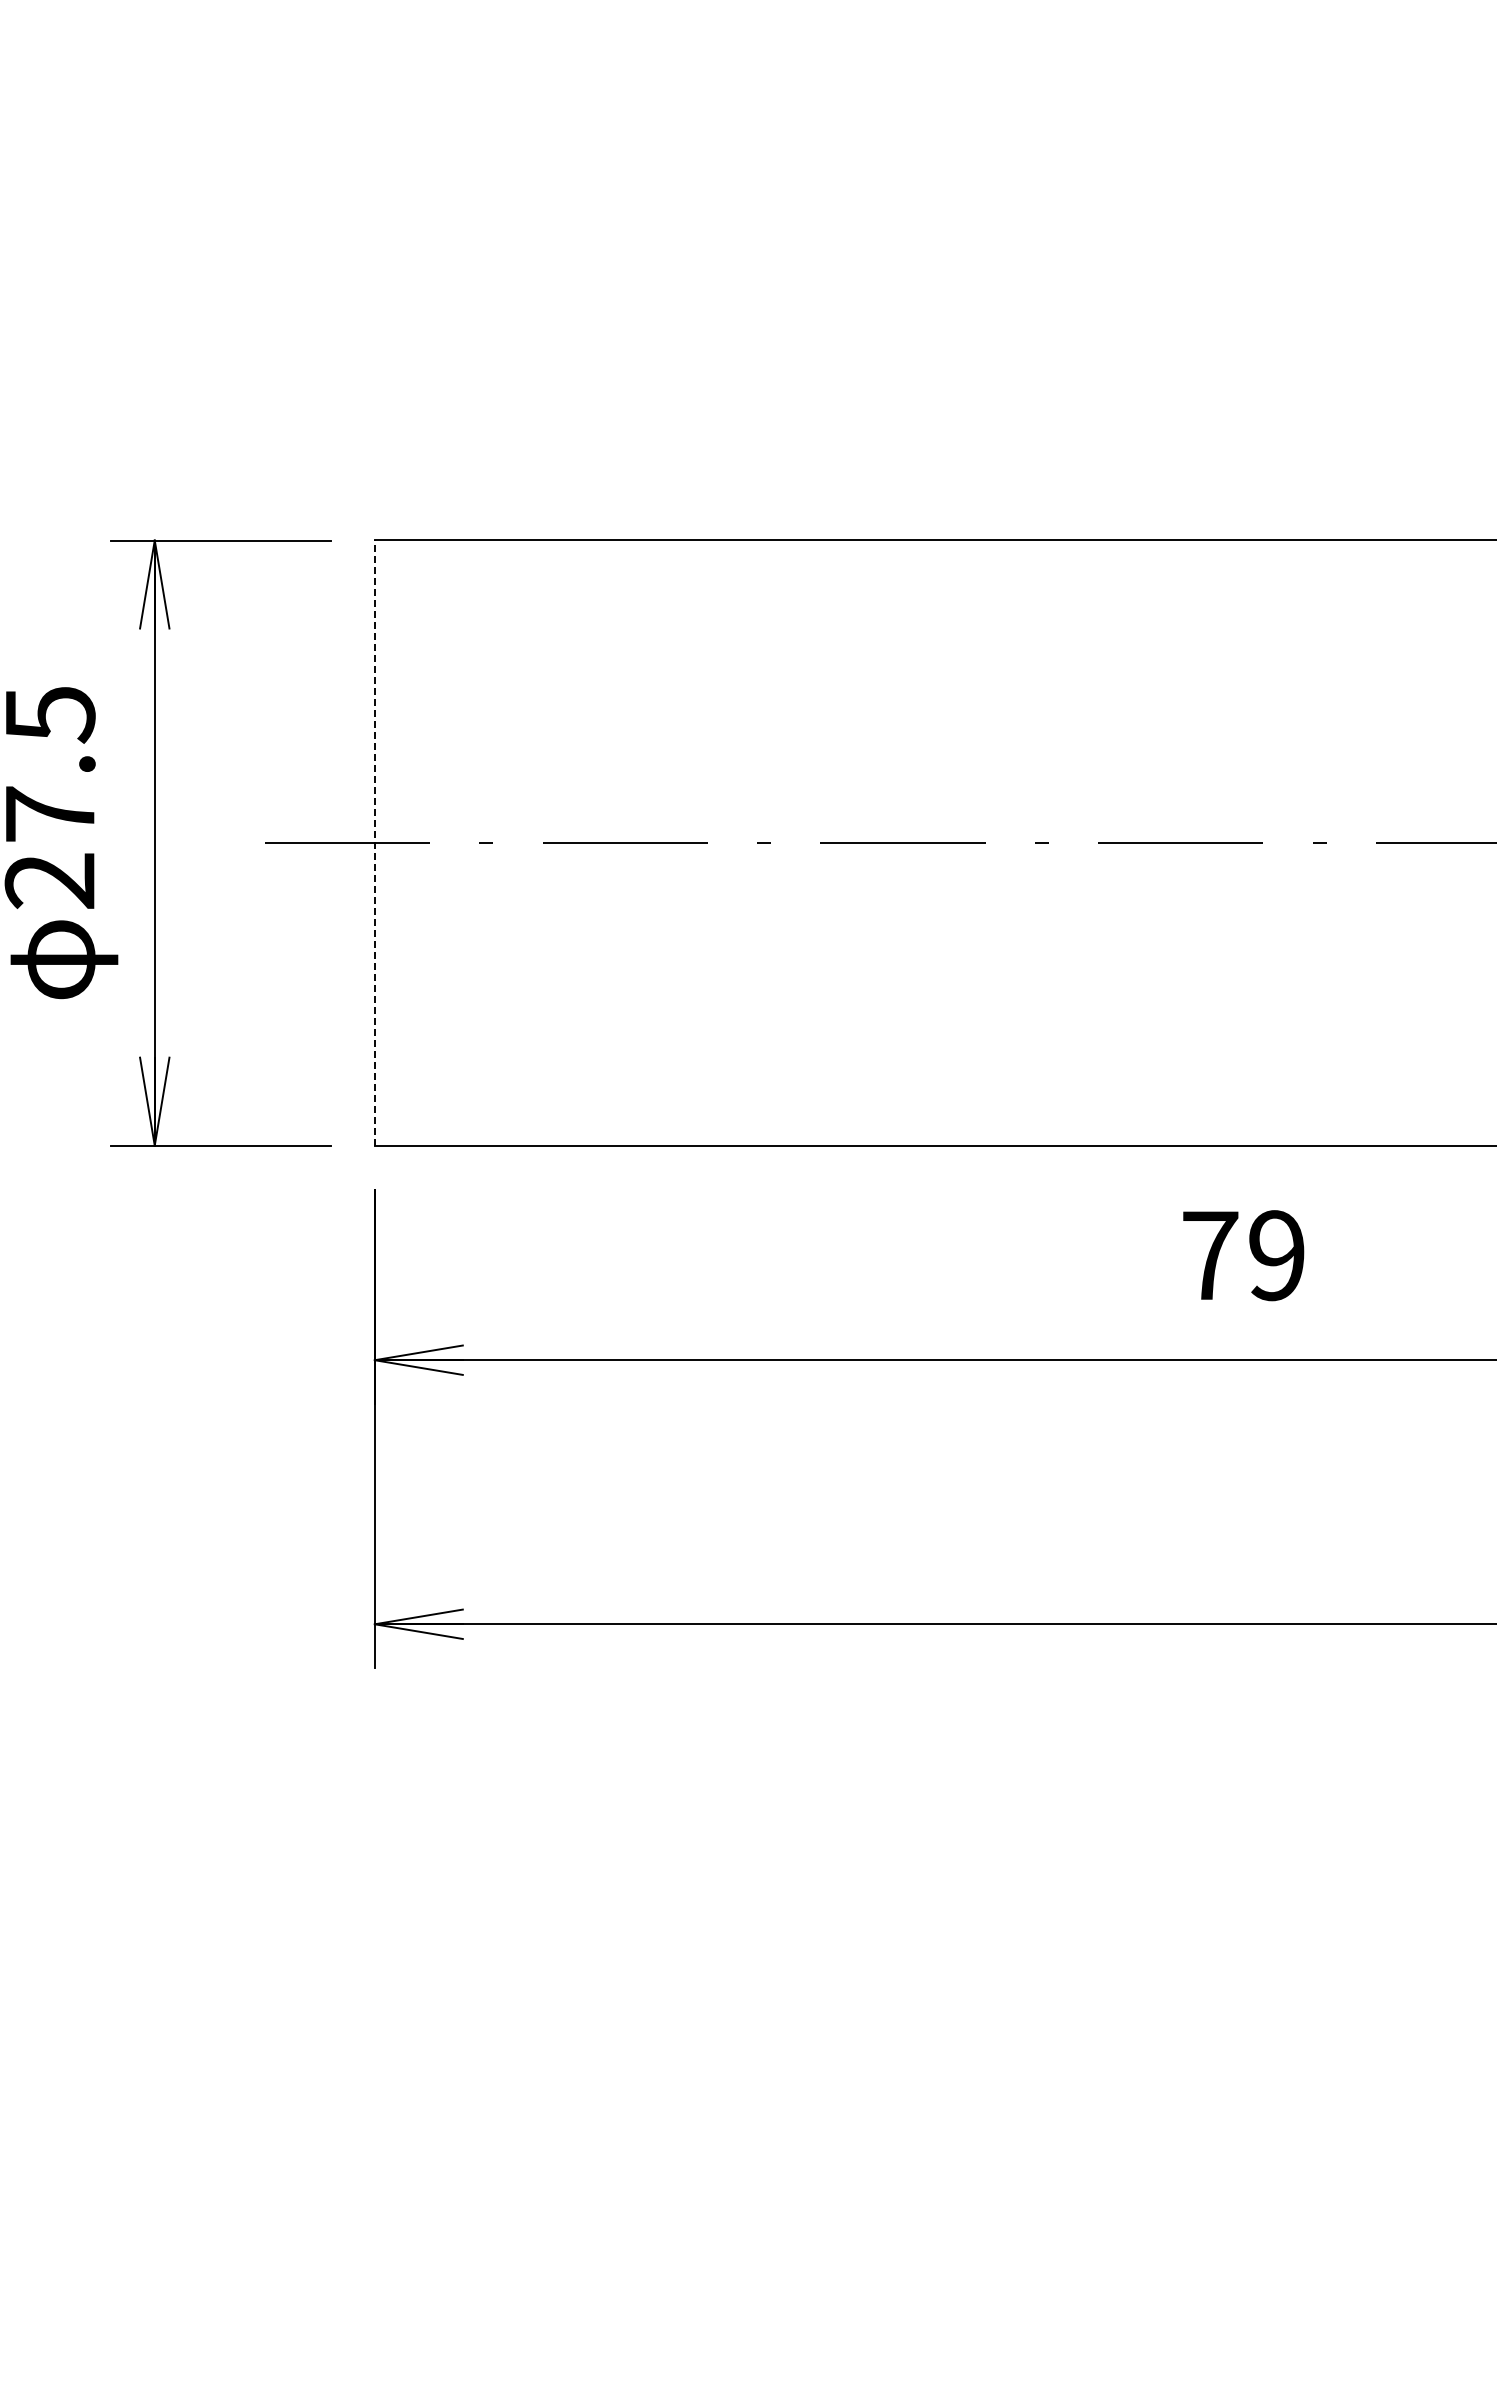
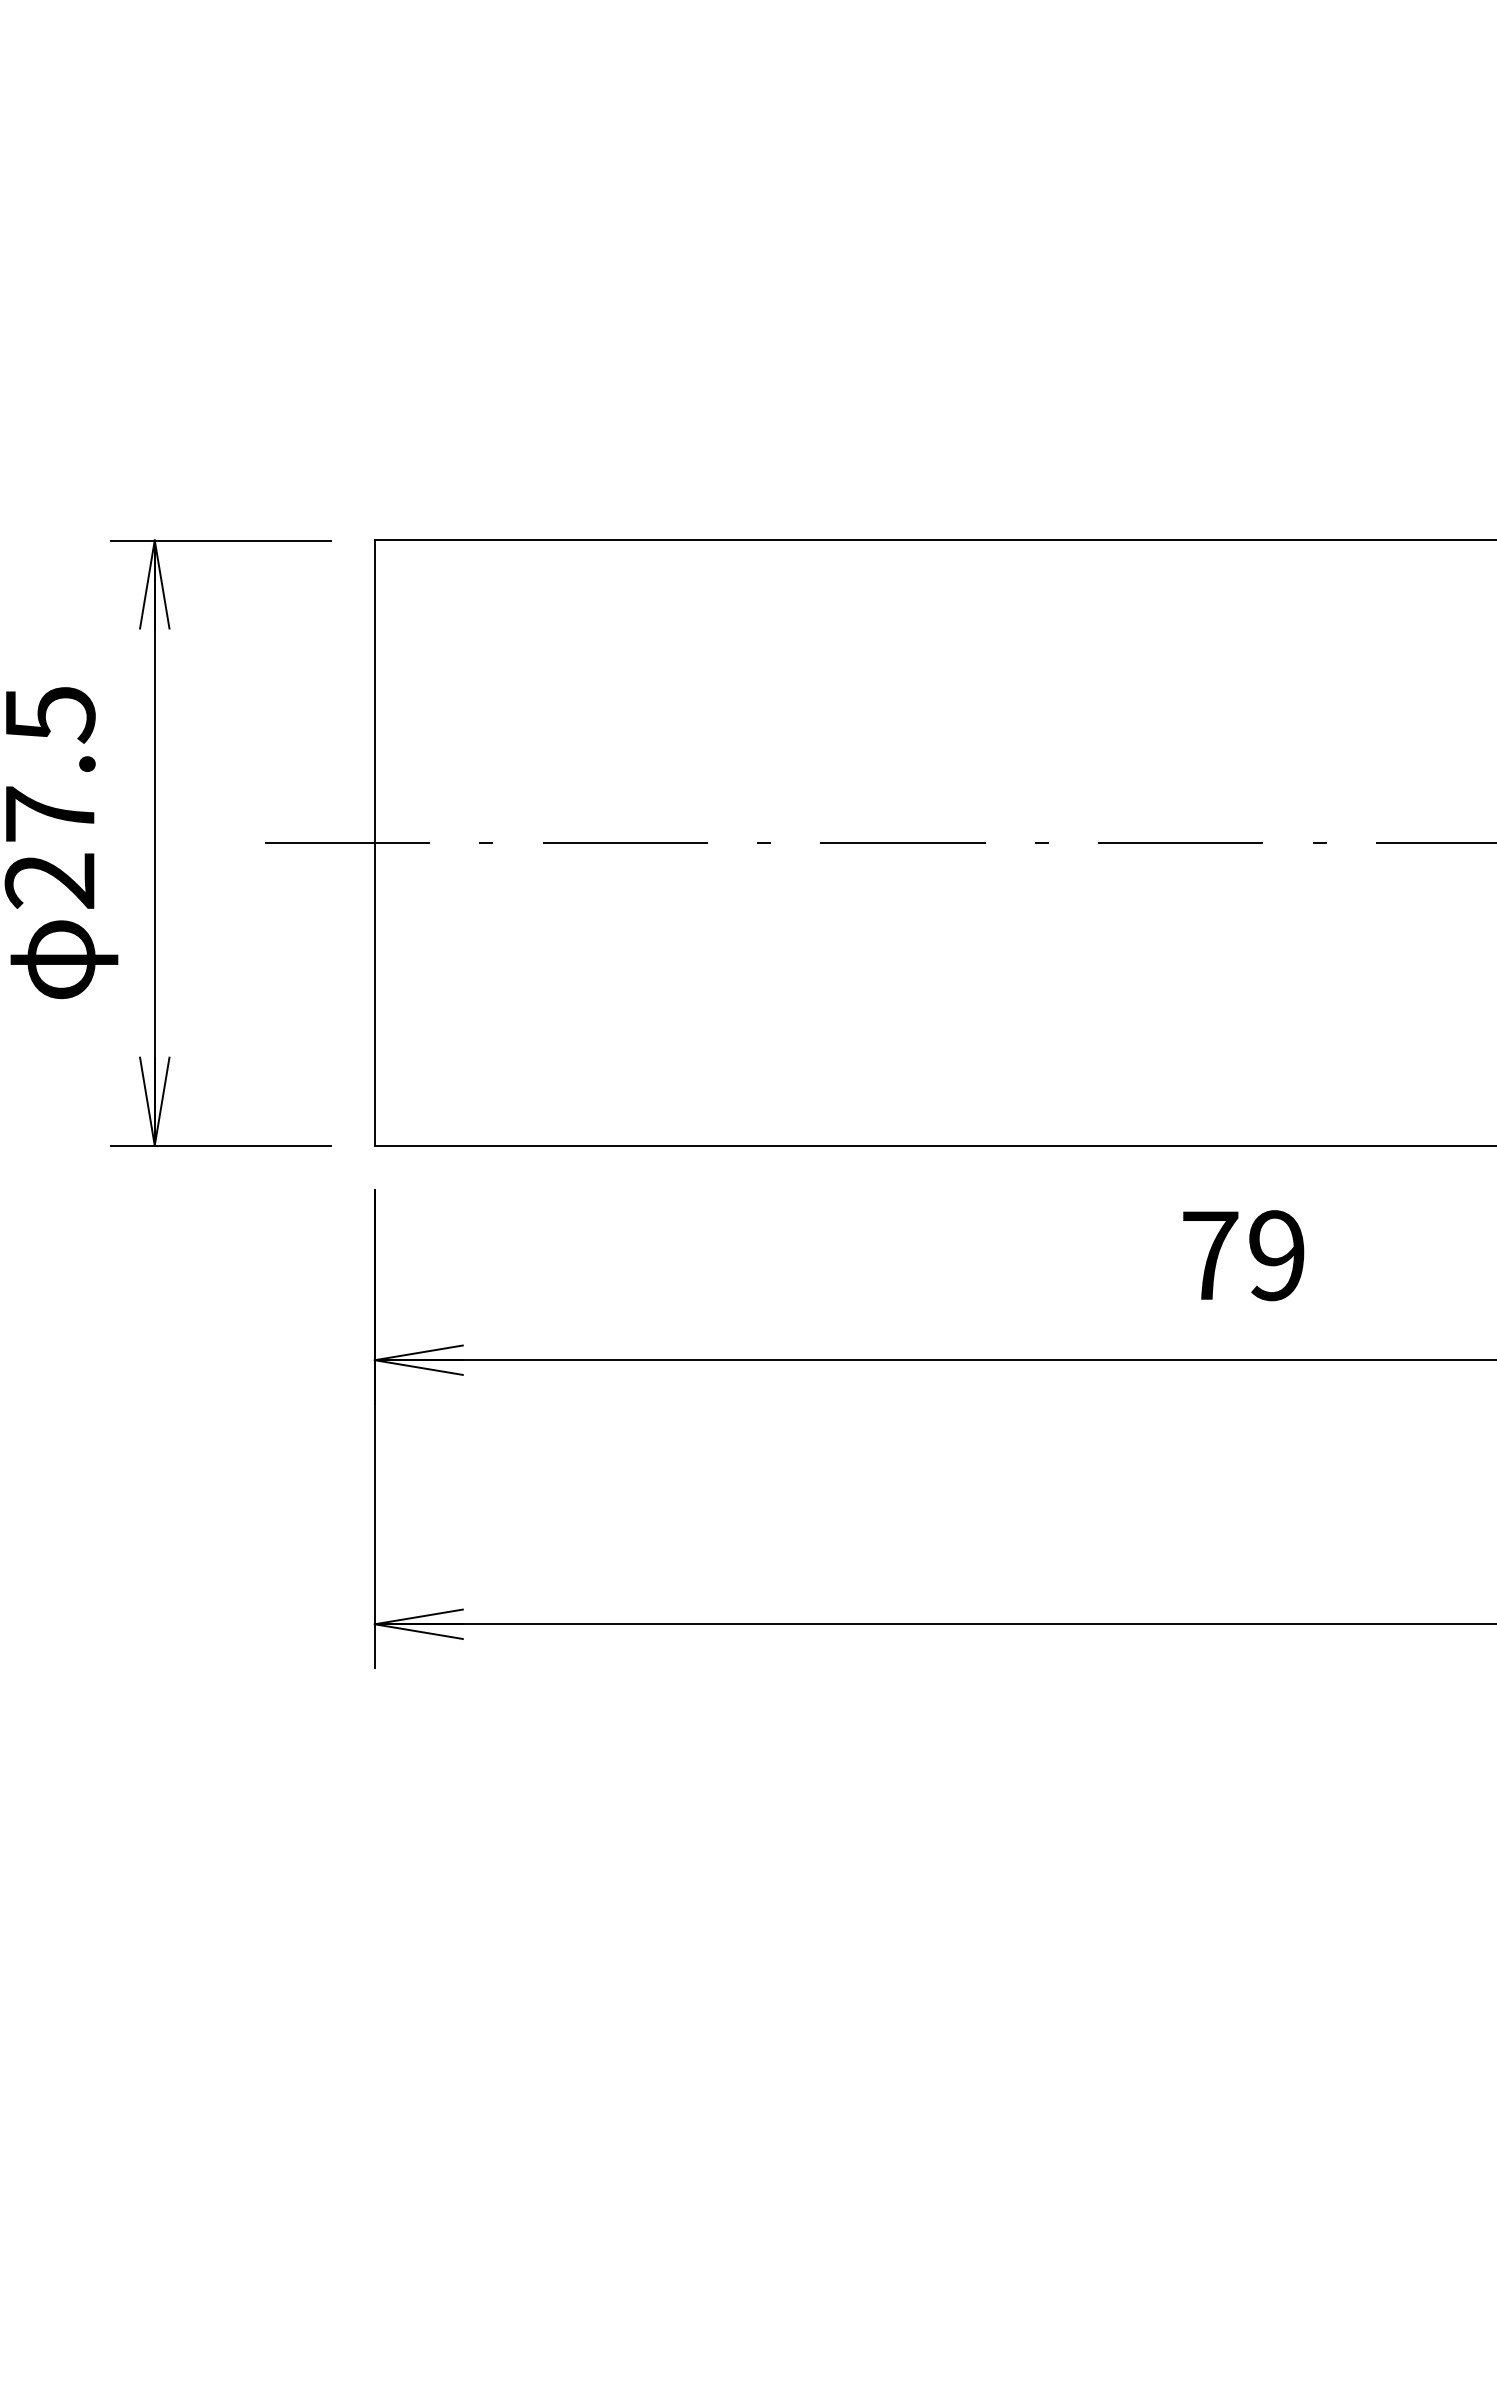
line: dashed -> solid (374, 843)
